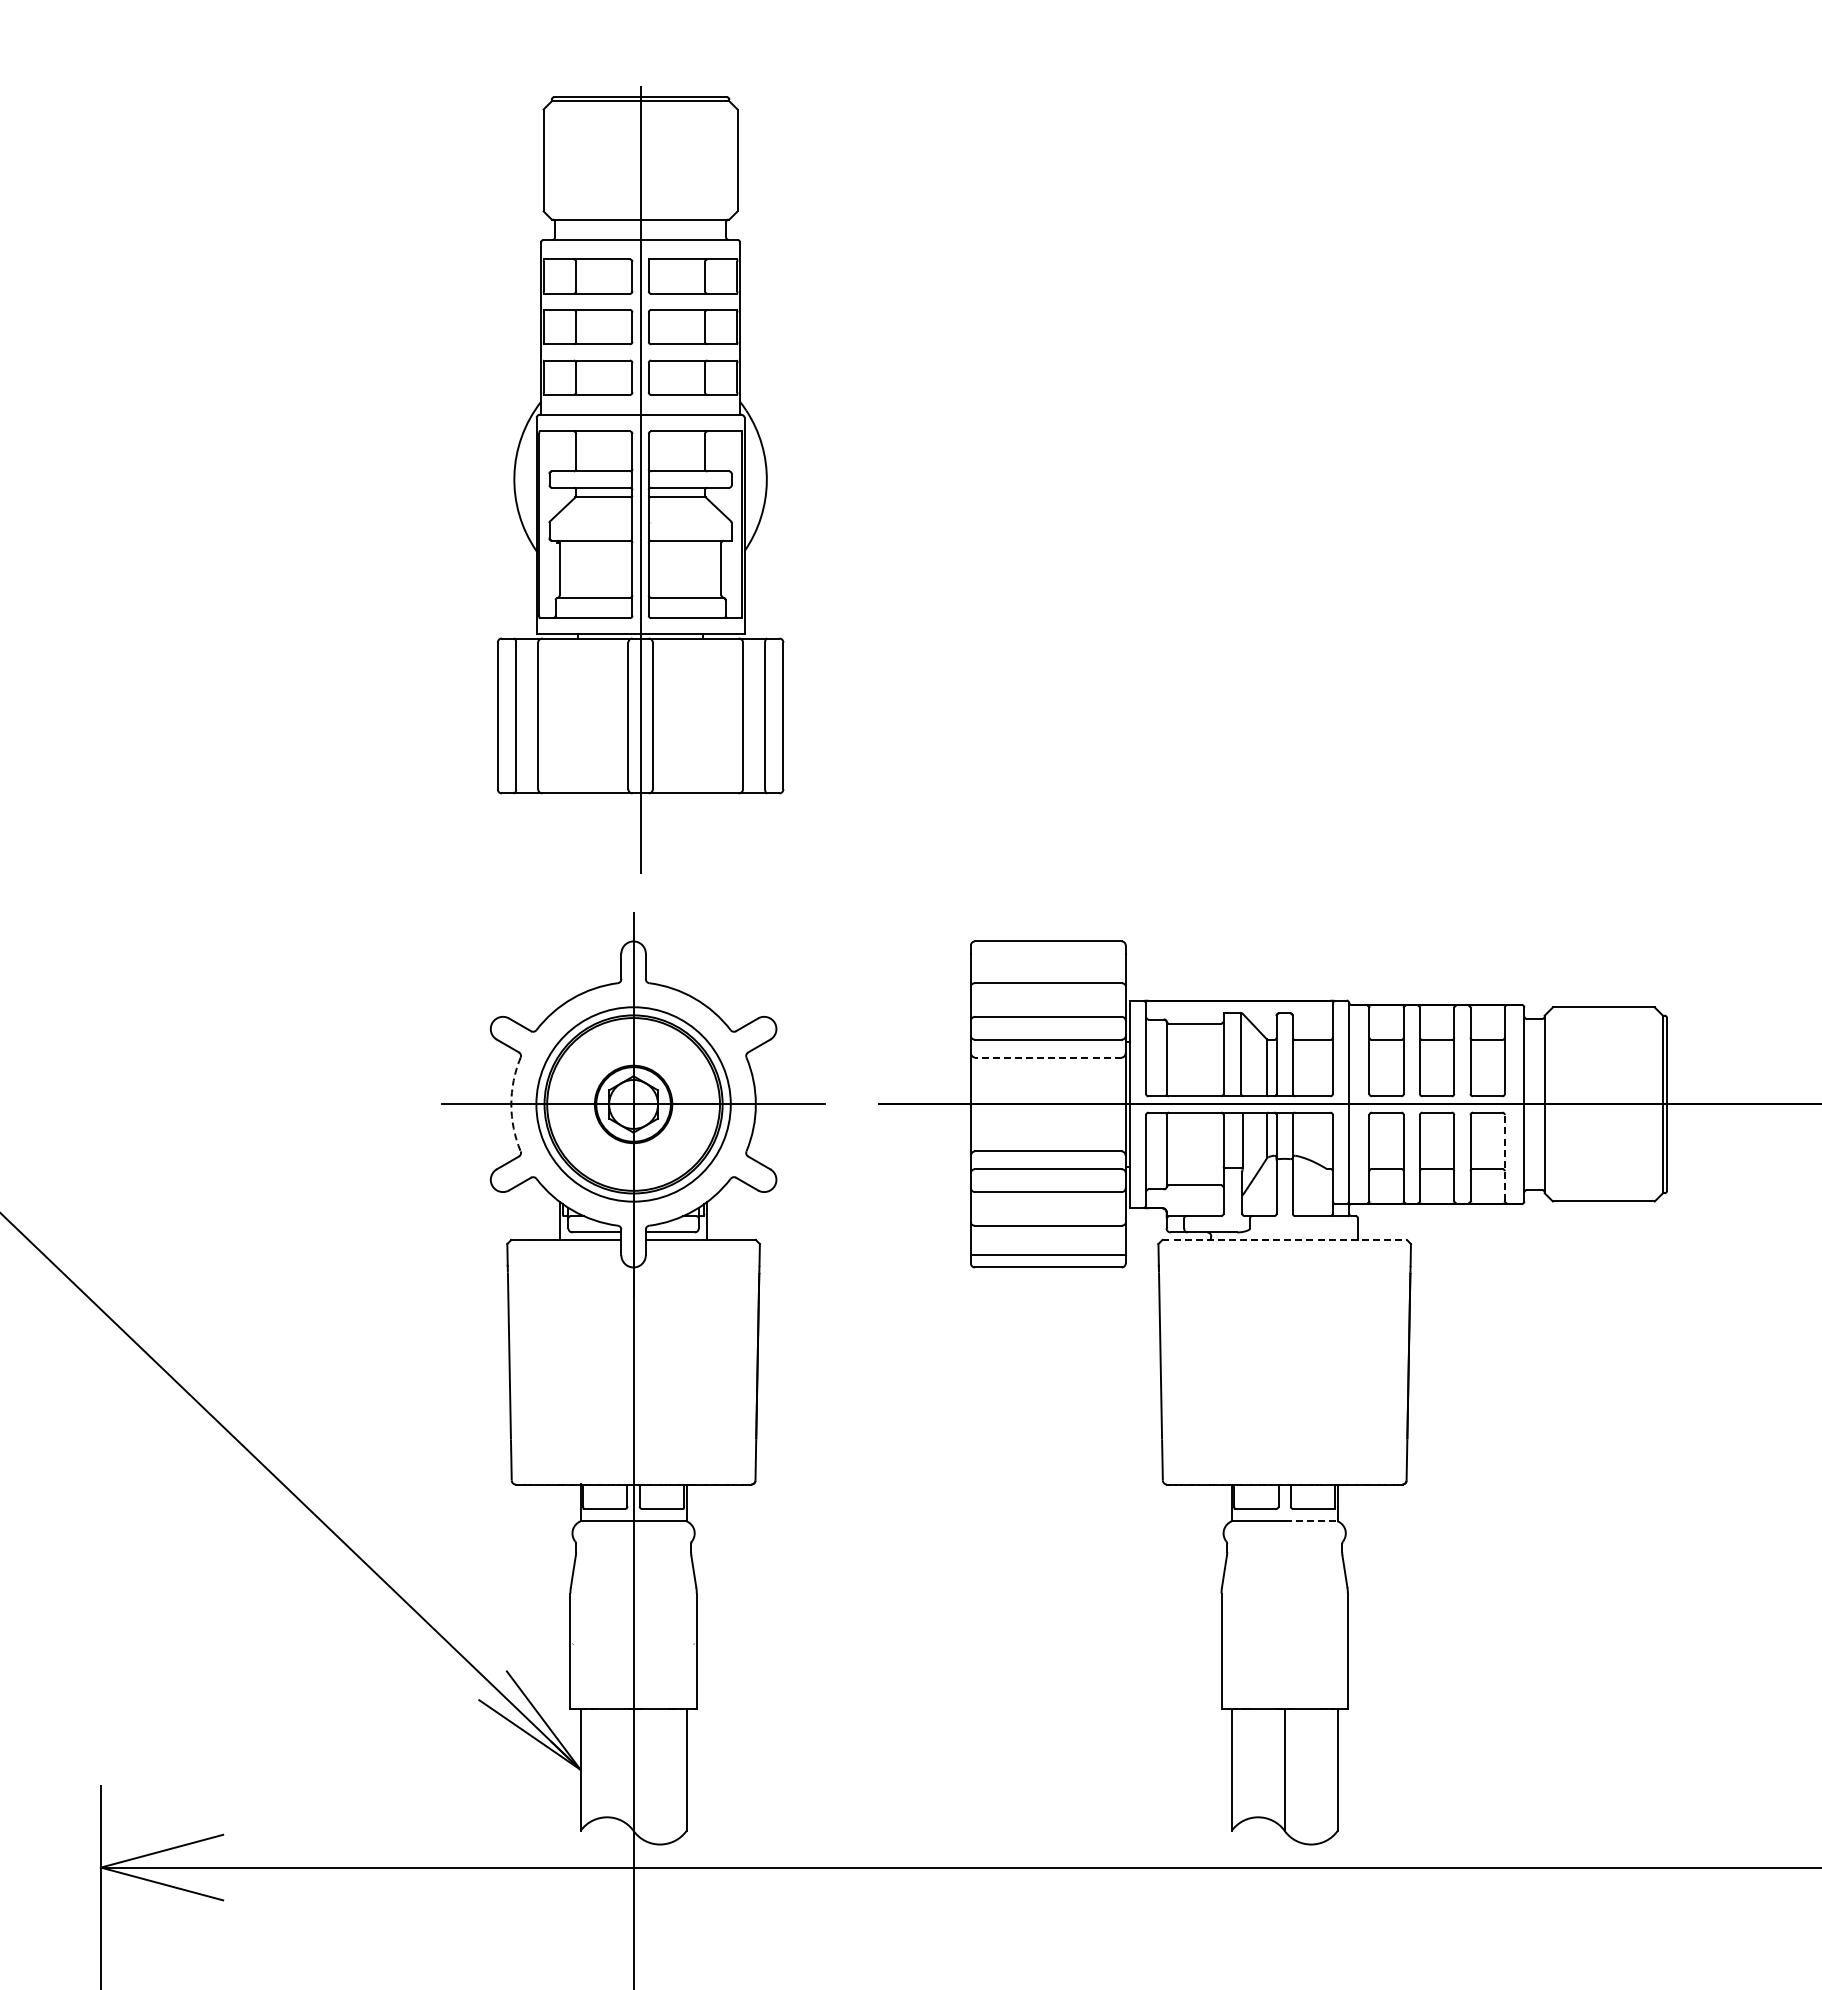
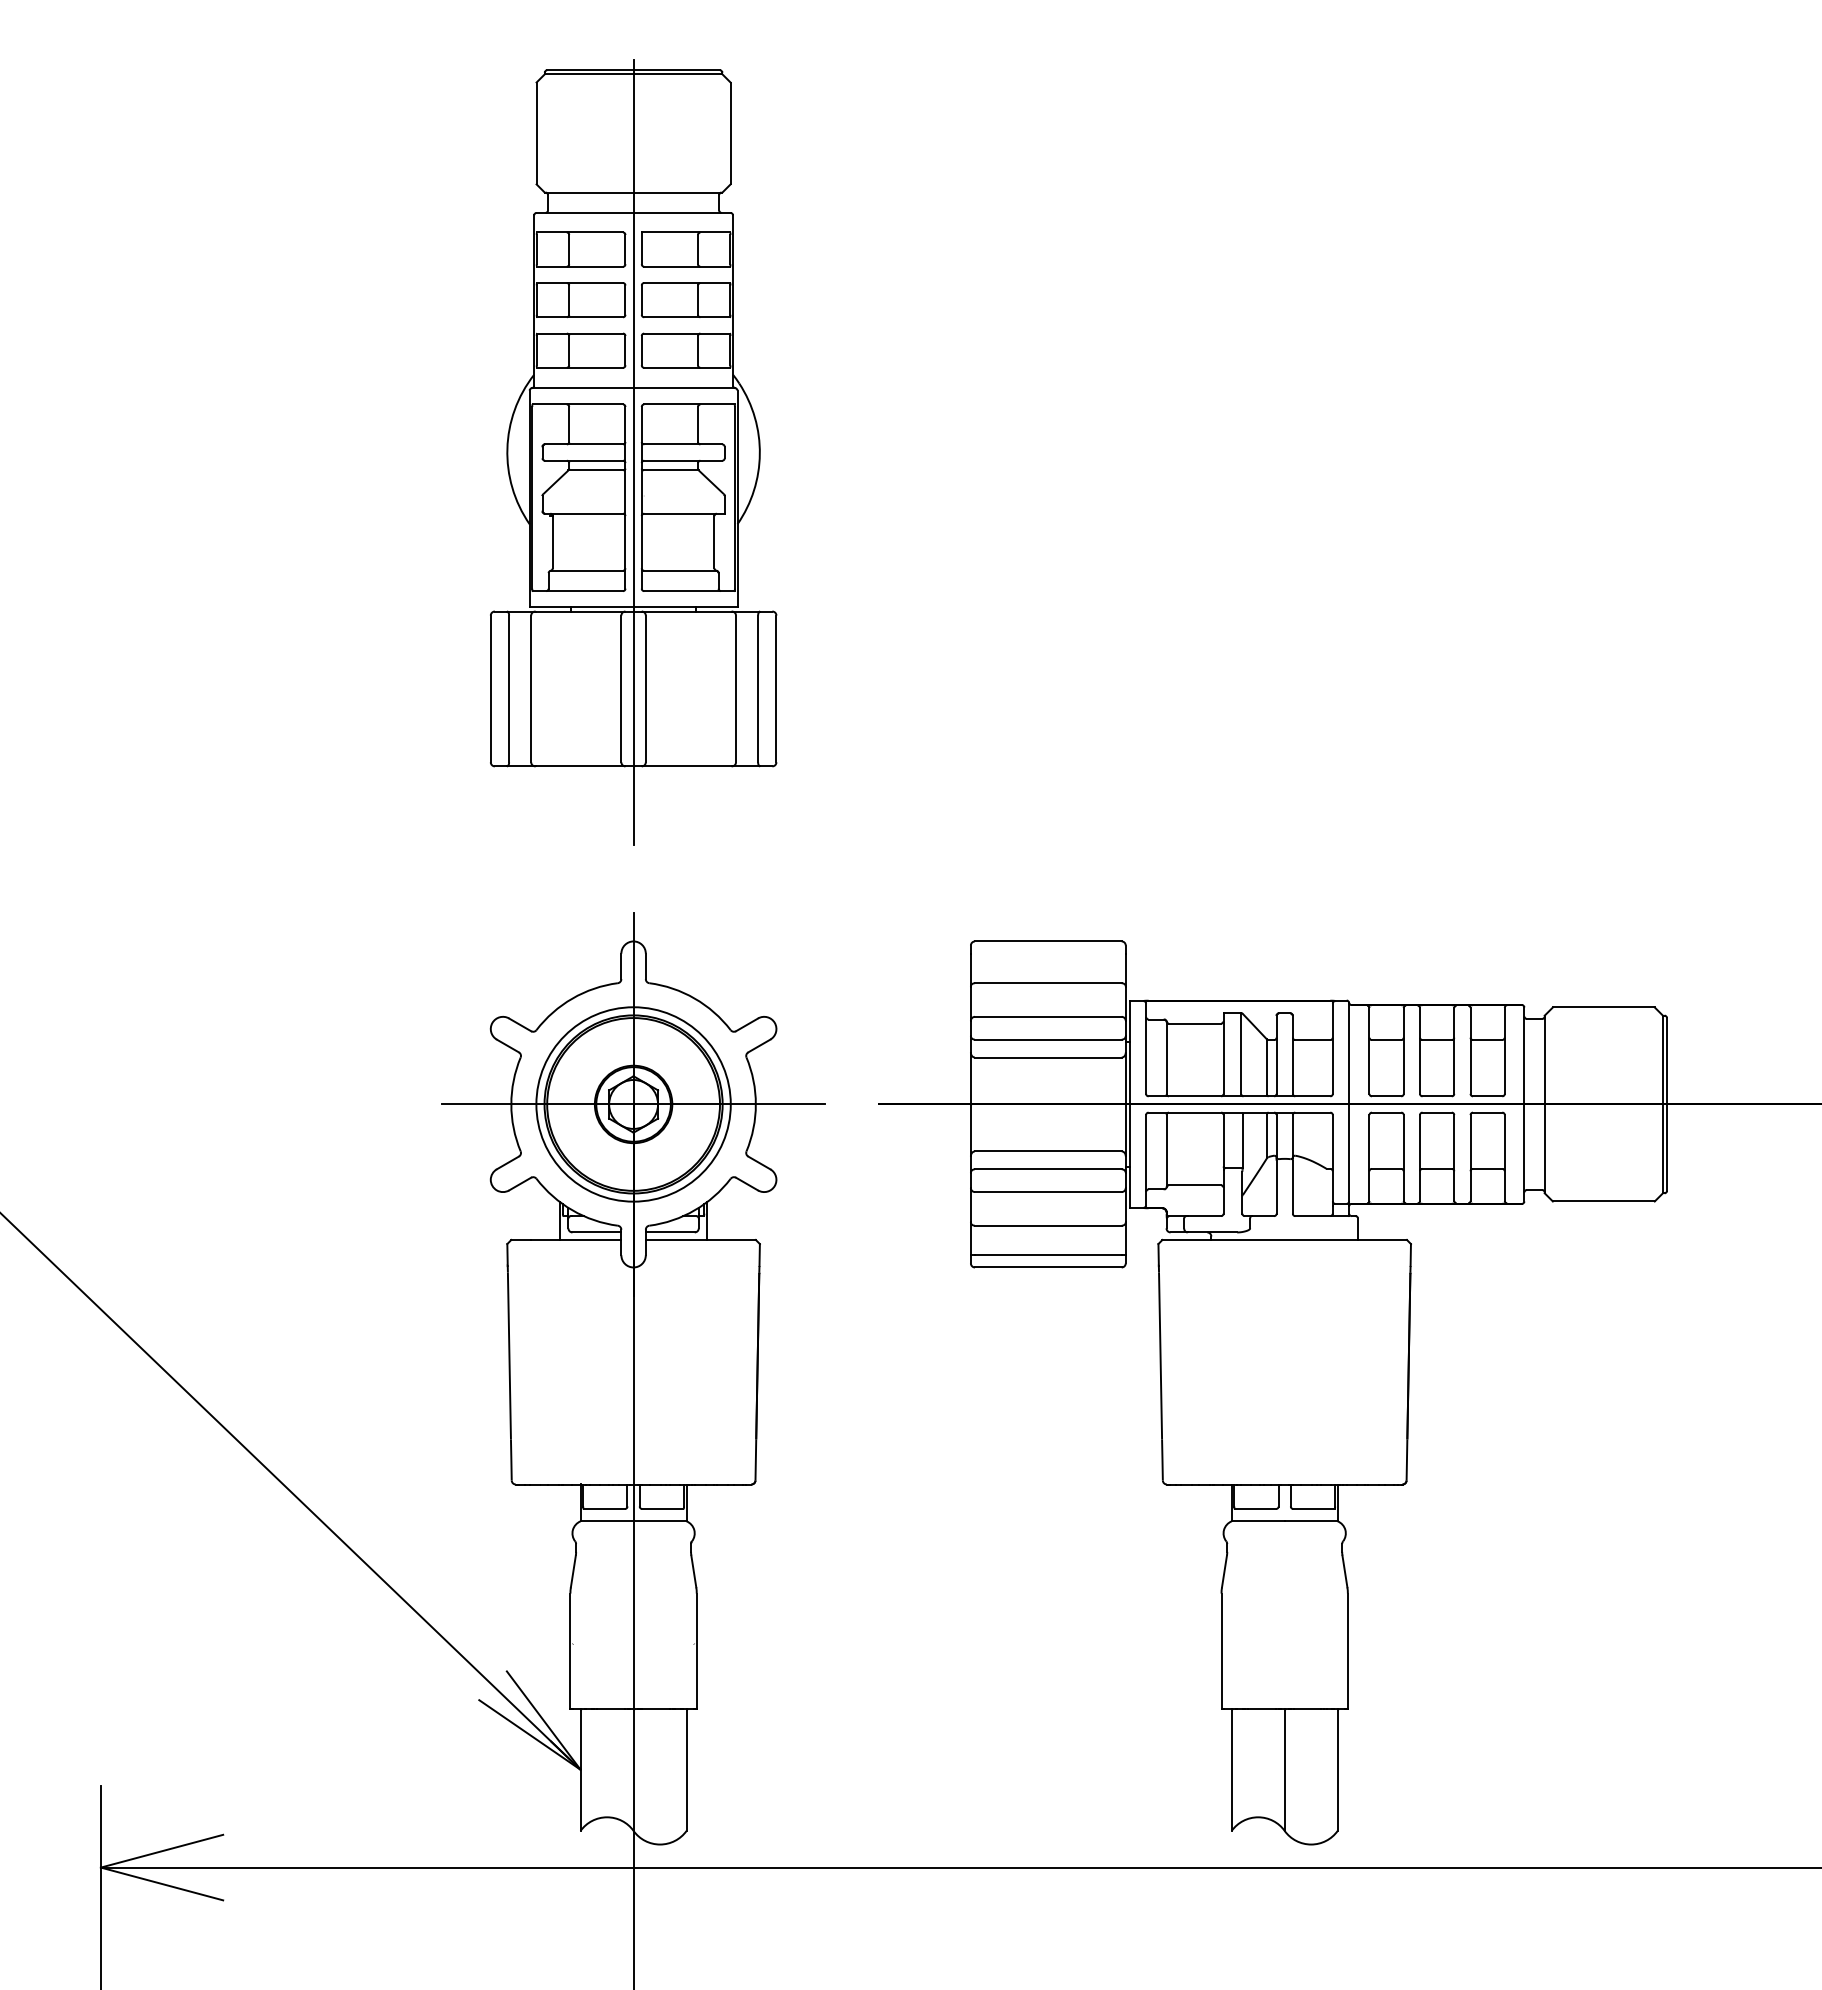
part position: (640, 479) -> (633, 452) (633, 452)
line: dashed -> solid (1047, 1057)
arc: dashed -> solid (511, 1104)
line: dashed -> solid (1504, 1157)
line: dashed -> solid (1285, 1239)
line: dashed -> solid (1311, 1521)
